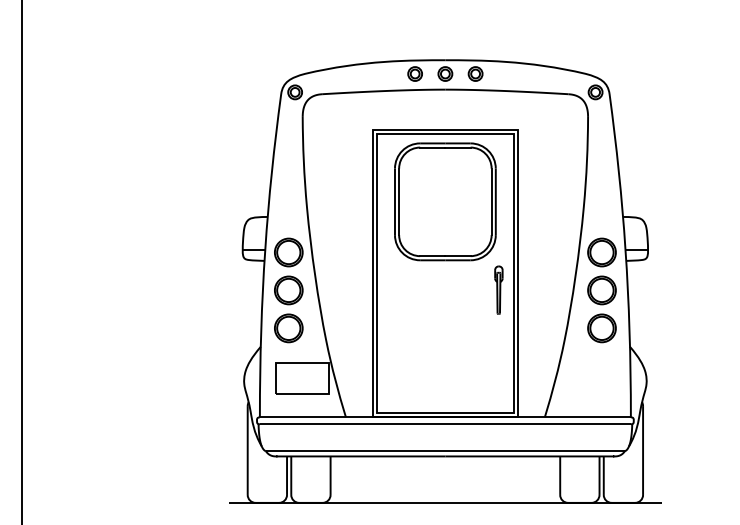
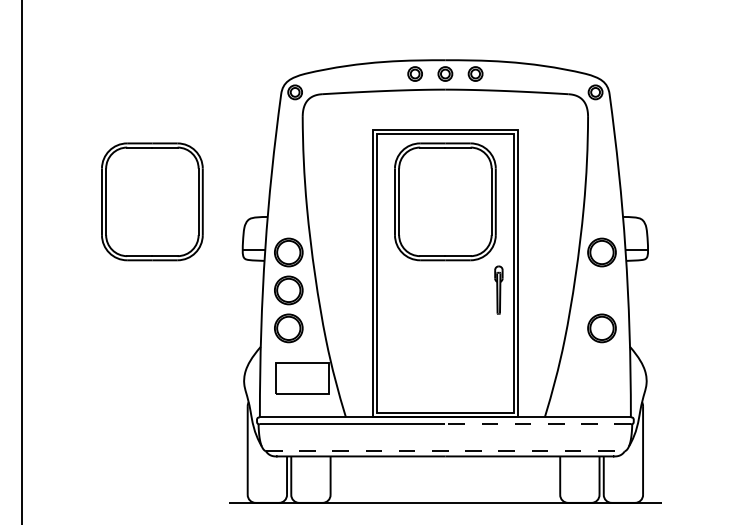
part: none -> present (152, 201)
part: present -> none (601, 290)
line: solid -> dashed (538, 424)
line: solid -> dashed (445, 451)
